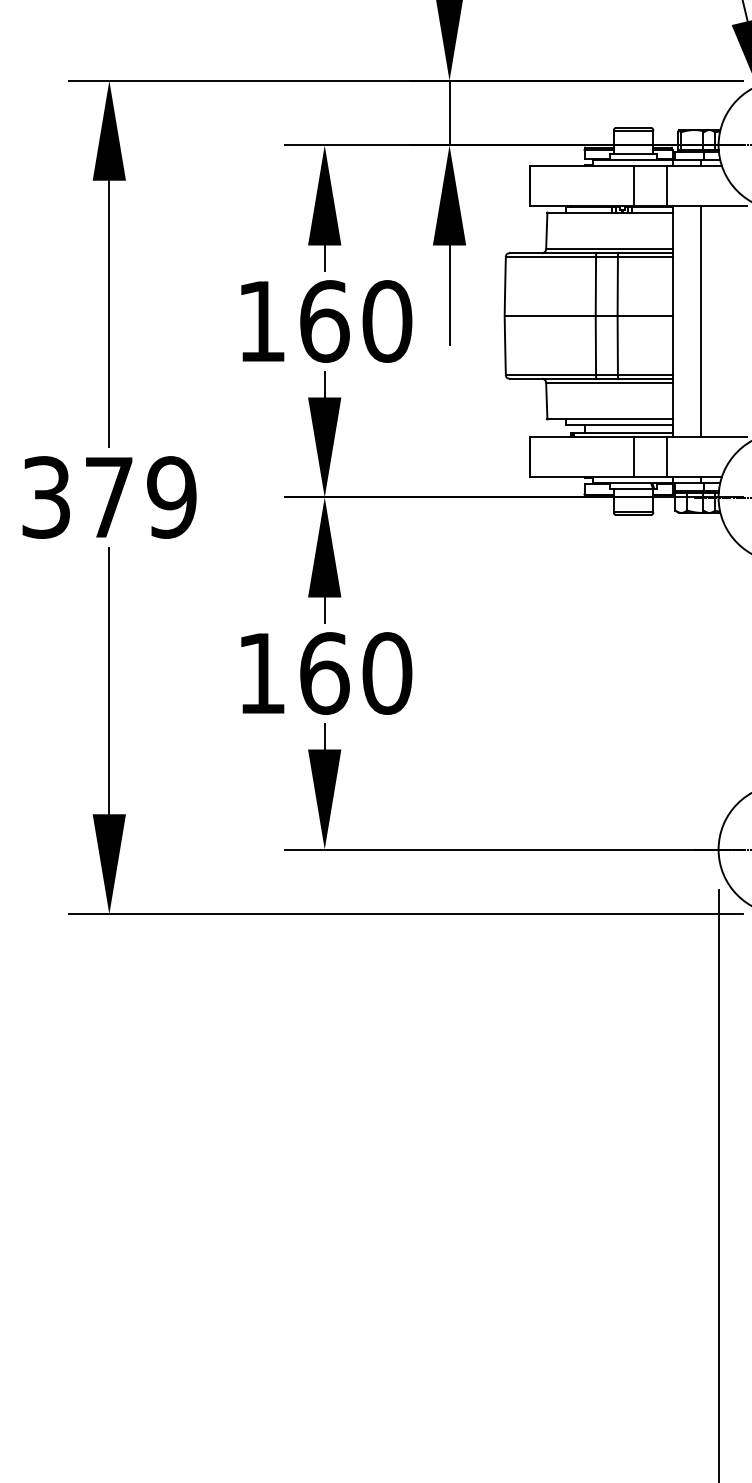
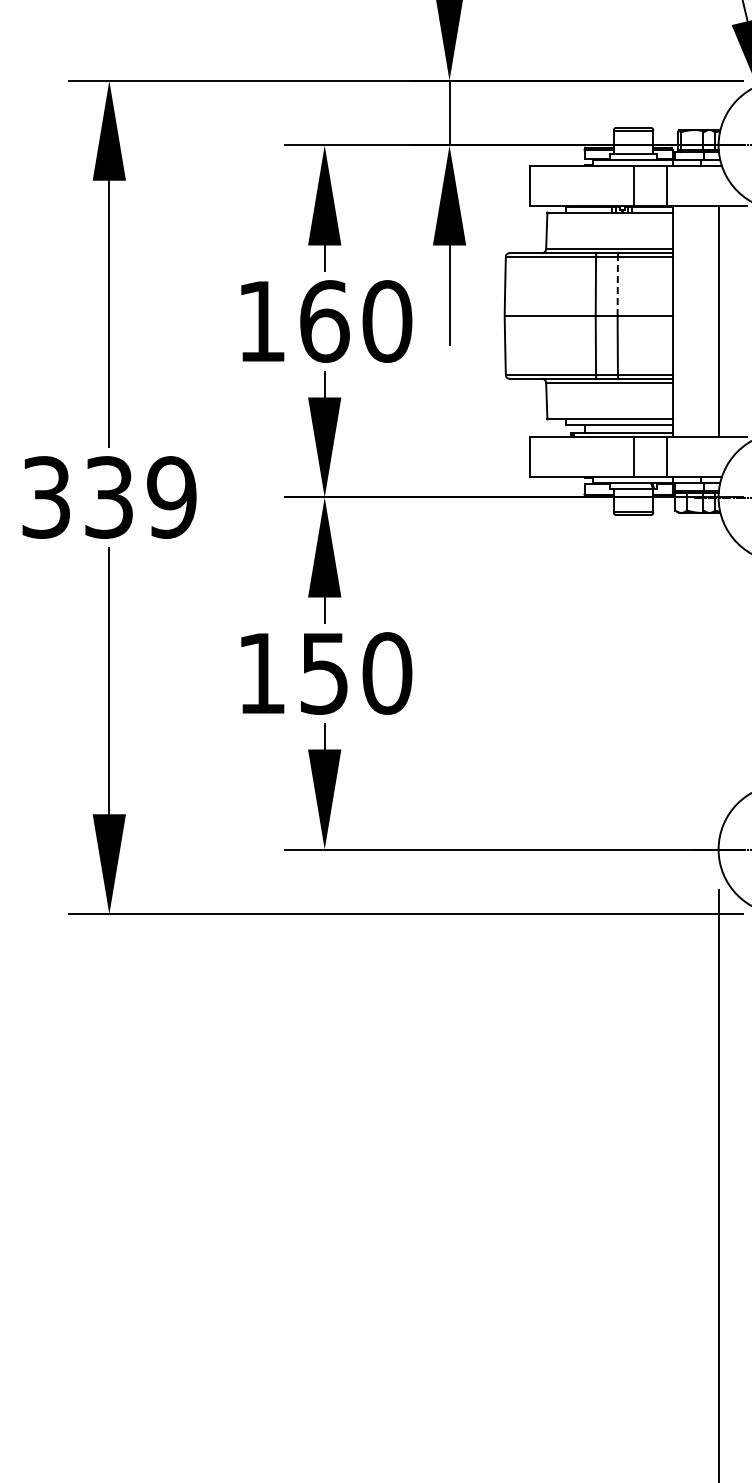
line: solid -> dashed (617, 286)
line position: (700, 321) -> (718, 321) (718, 321)
text: 379 -> 339 (108, 497)
text: 160 -> 150 (324, 673)
